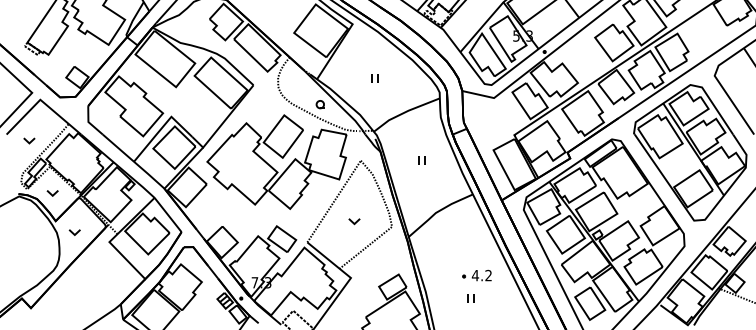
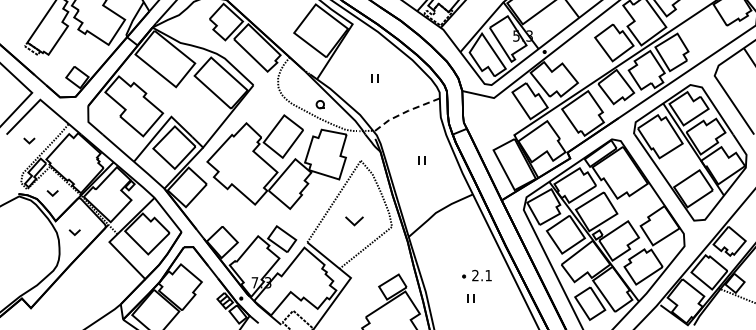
line: solid -> dashed (405, 112)
part size: 13x8 px -> 19x11 px (354, 221)
text: 4.2 -> 2.1 (481, 275)
